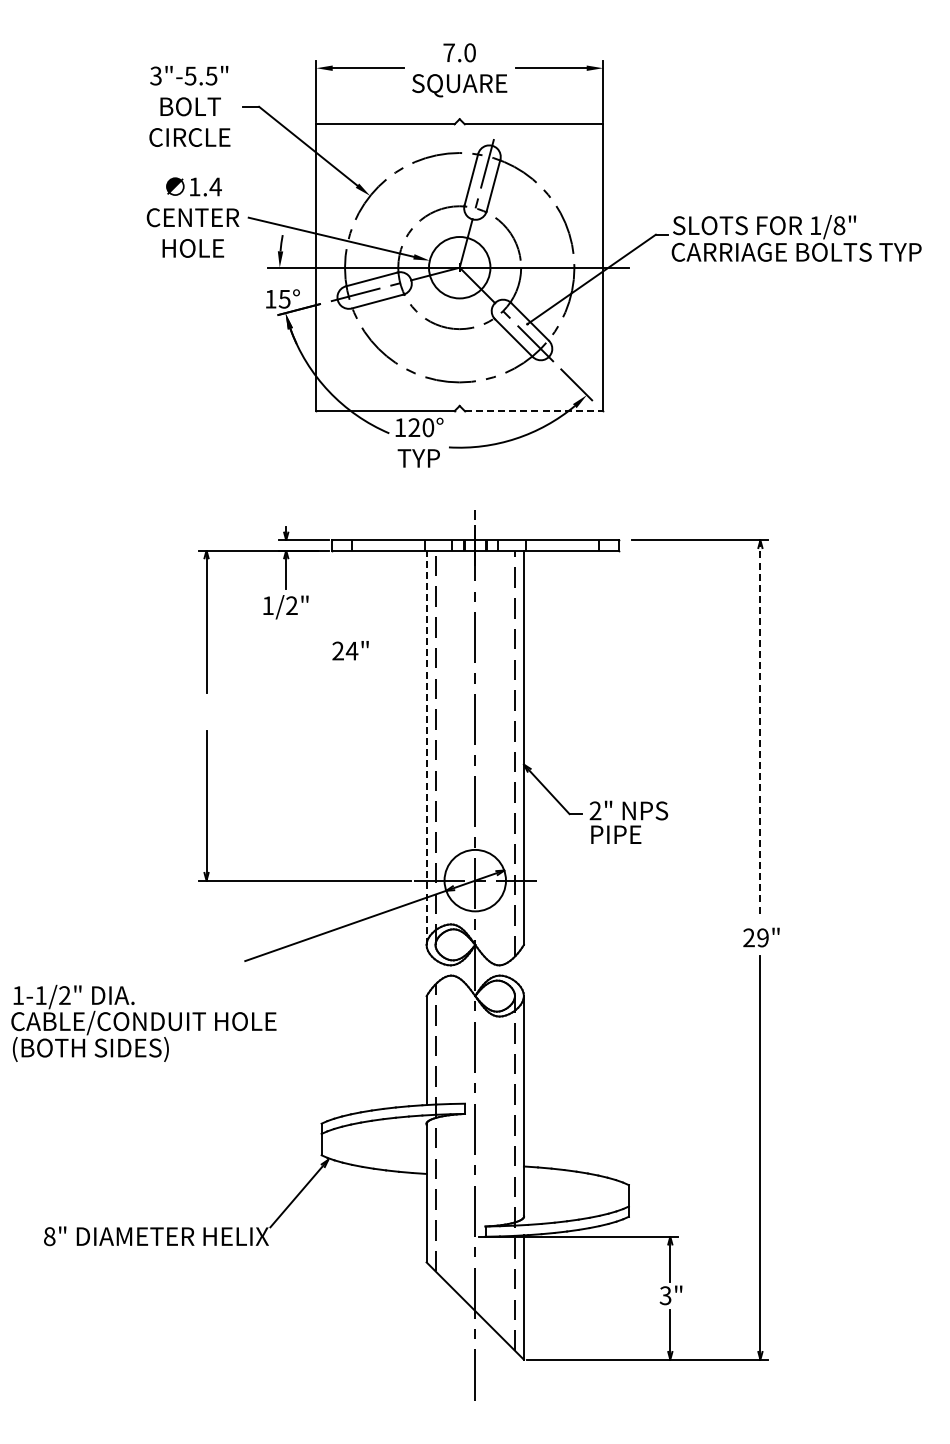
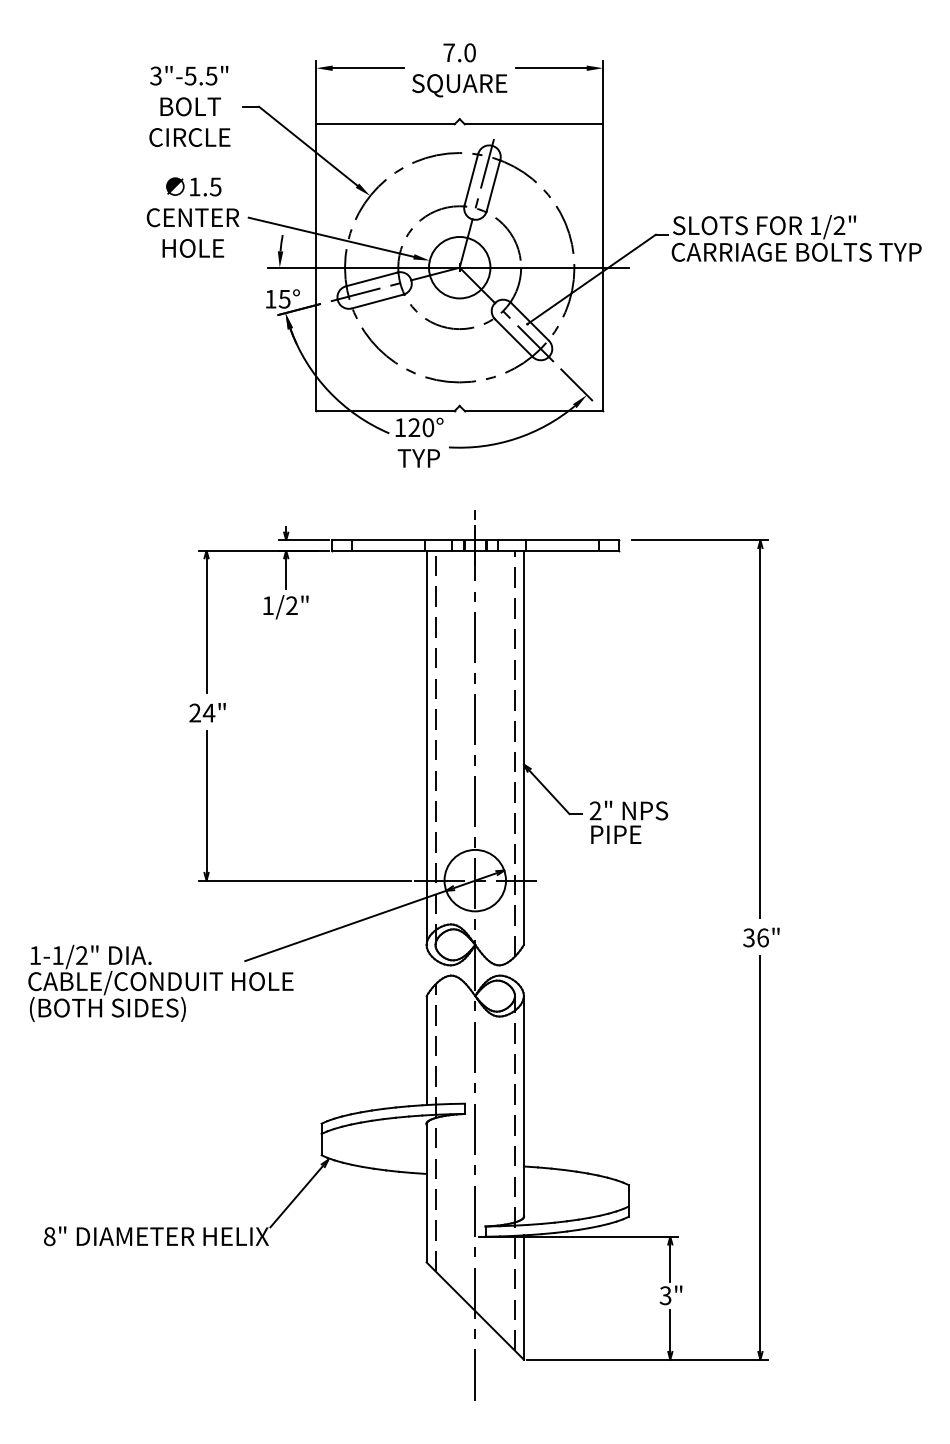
text: 1.4 -> 1.5 (215, 186)
text: 1/8" -> 1/2" (839, 225)
line: dashed -> solid (534, 411)
text position: (350, 650) -> (207, 712) (207, 712)
line: dashed -> solid (760, 729)
line: dashed -> solid (426, 747)
text: 29" -> 36" (755, 937)
text position: (143, 1022) -> (160, 982) (160, 982)
